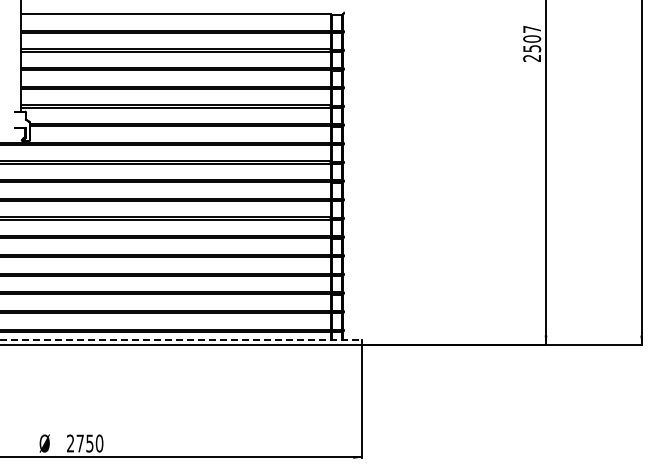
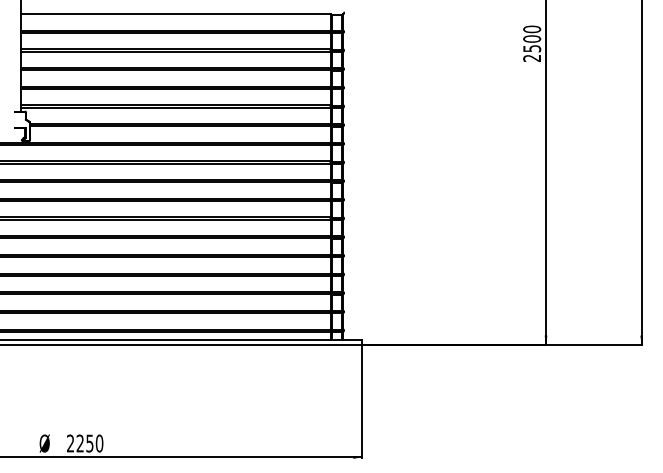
text: 2507 -> 2500 (532, 29)
line: dashed -> solid (181, 339)
text: 2750 -> 2250 (79, 443)
